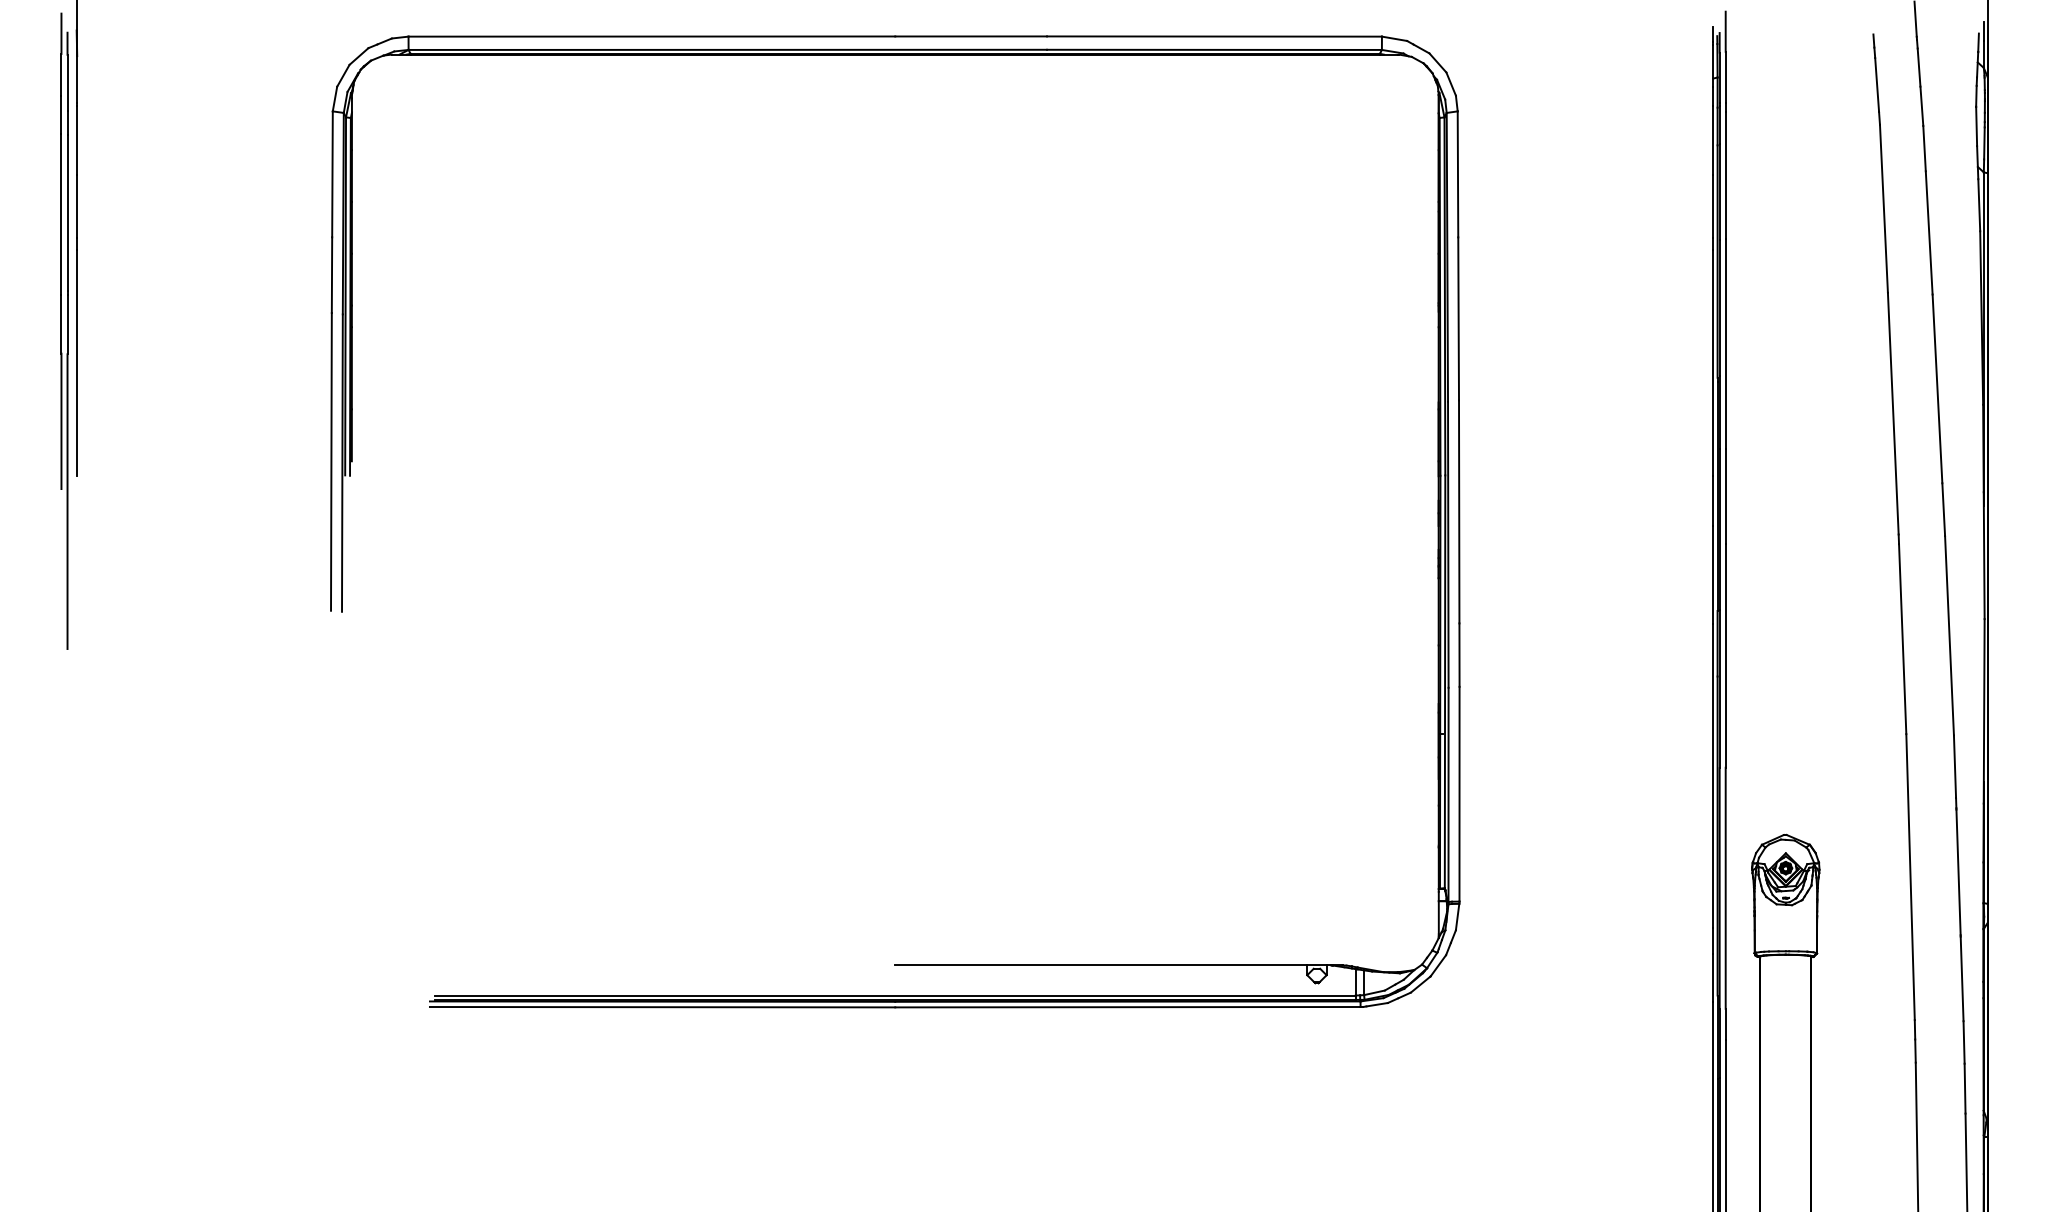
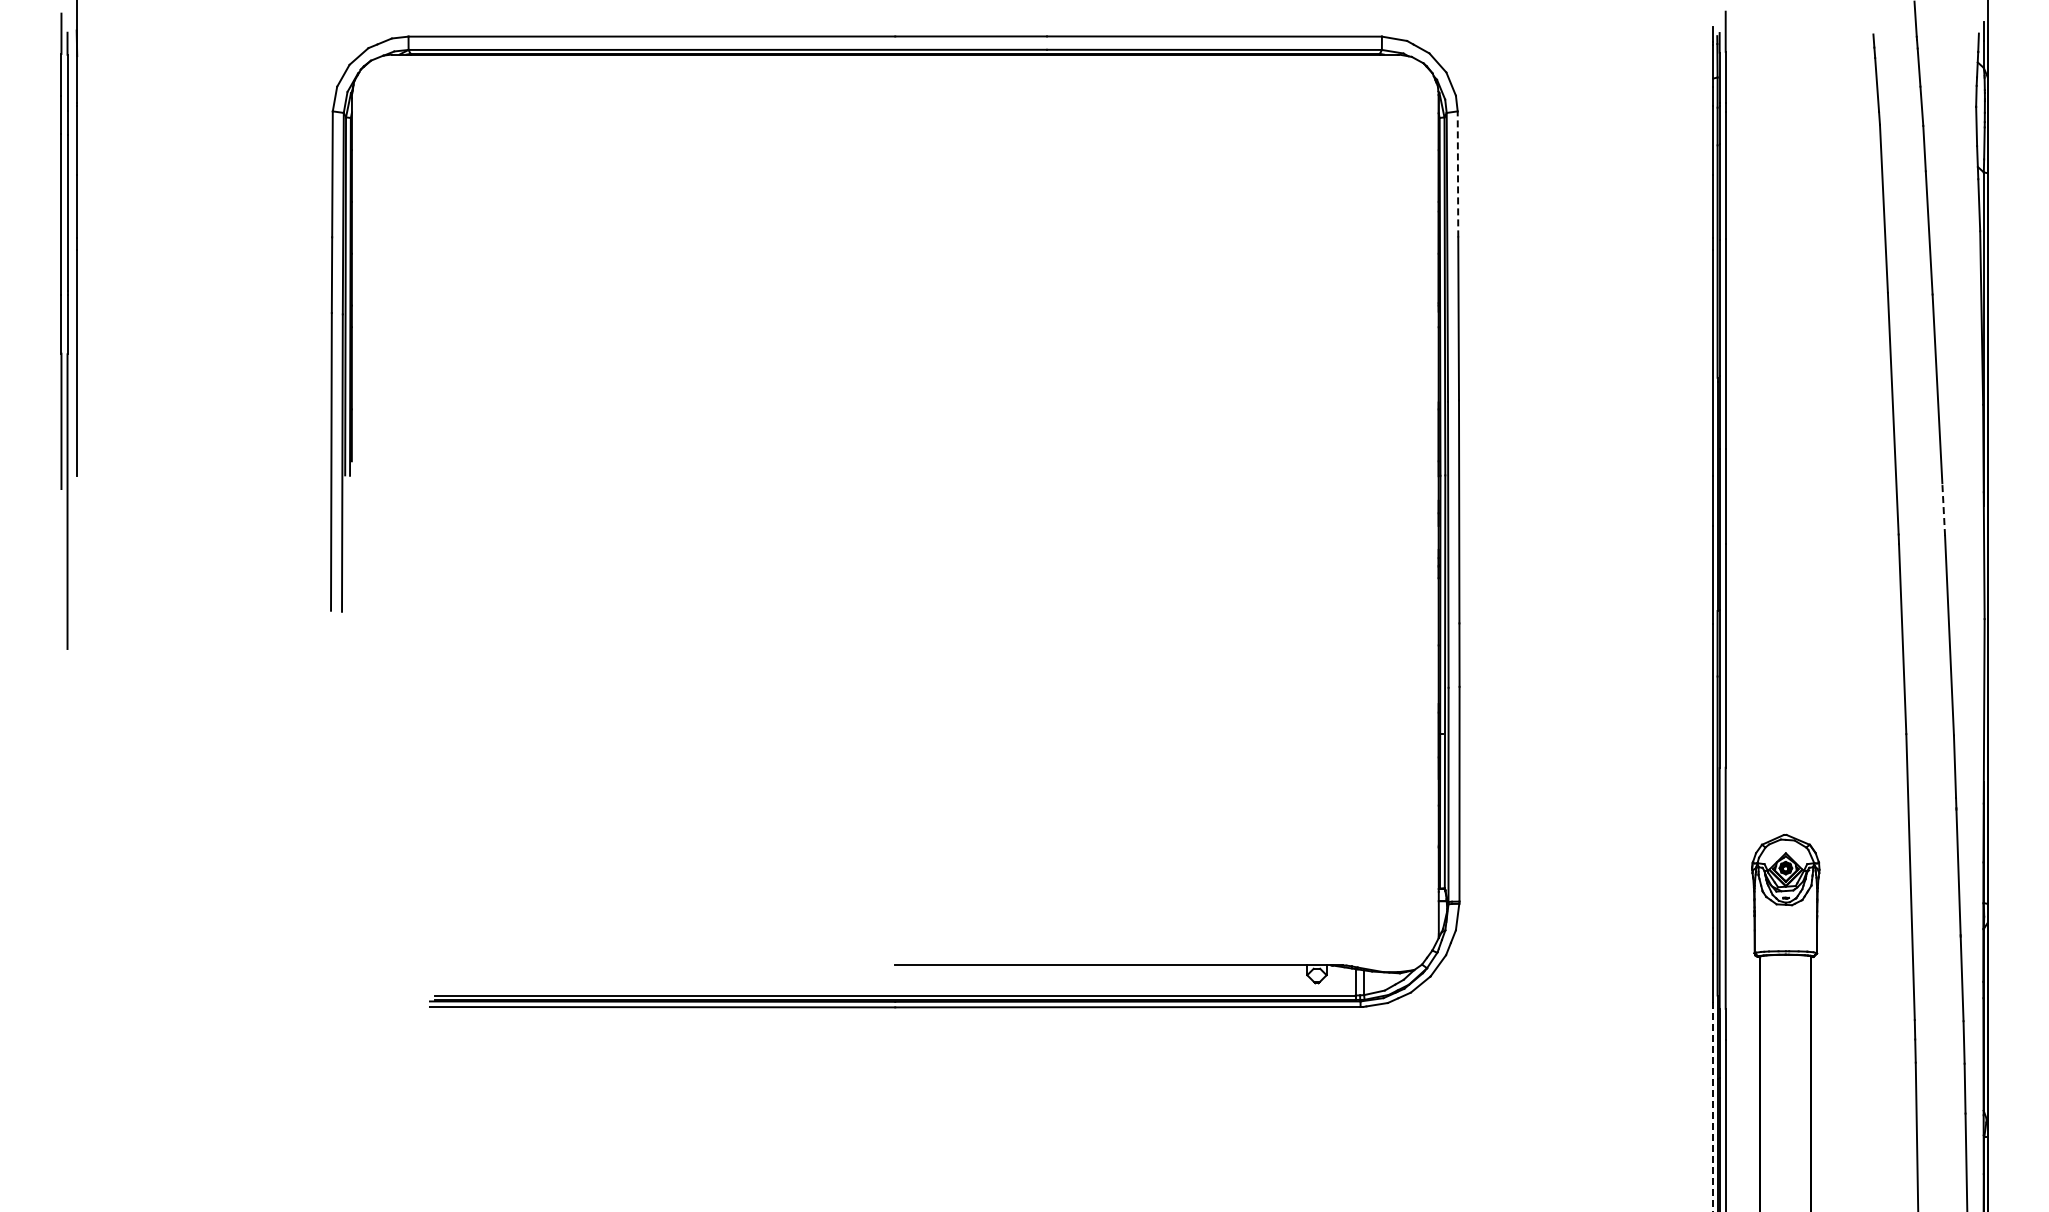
line: solid -> dashed (1457, 173)
line: solid -> dashed (1943, 509)
line: solid -> dashed (1713, 1106)
